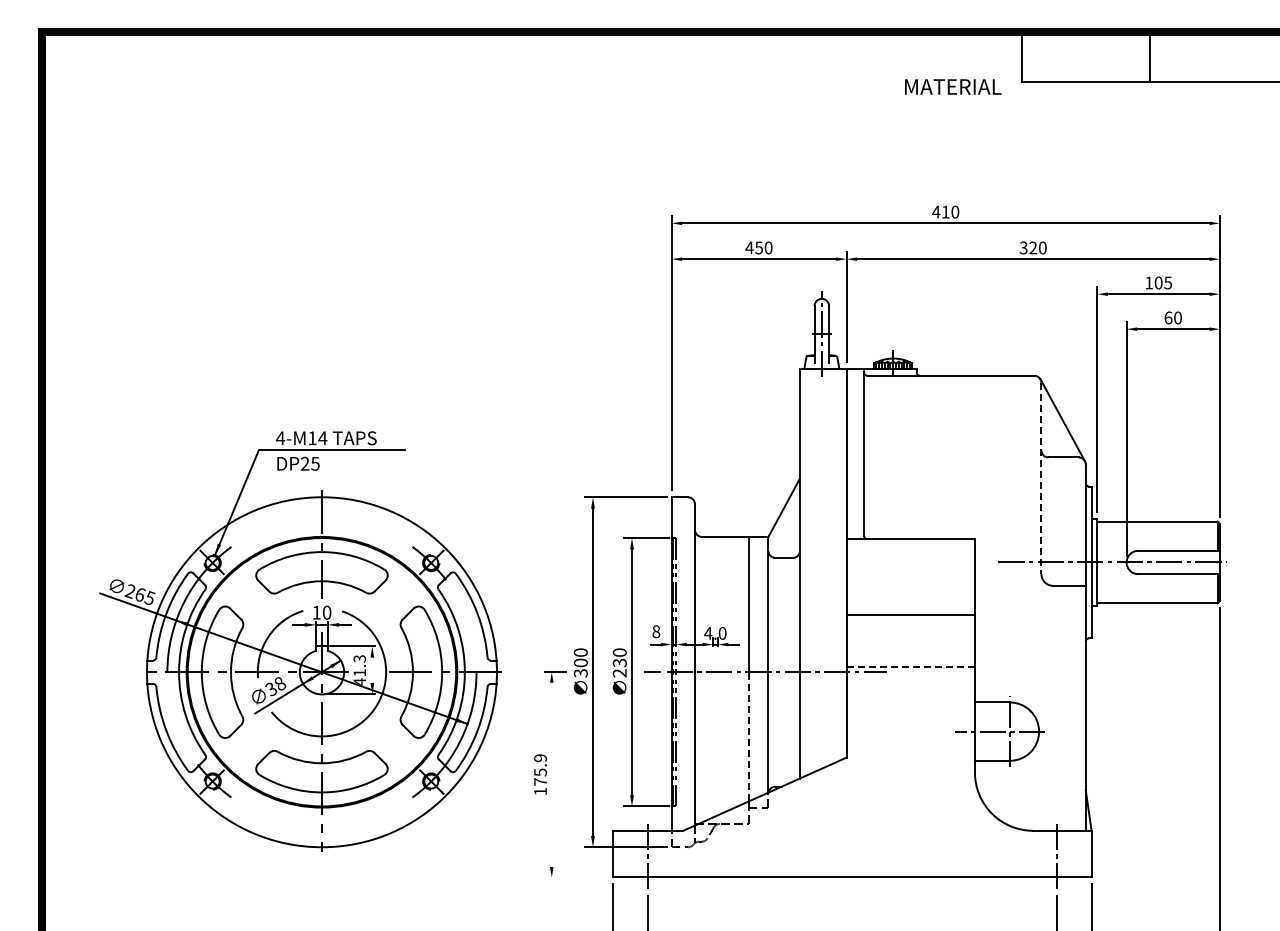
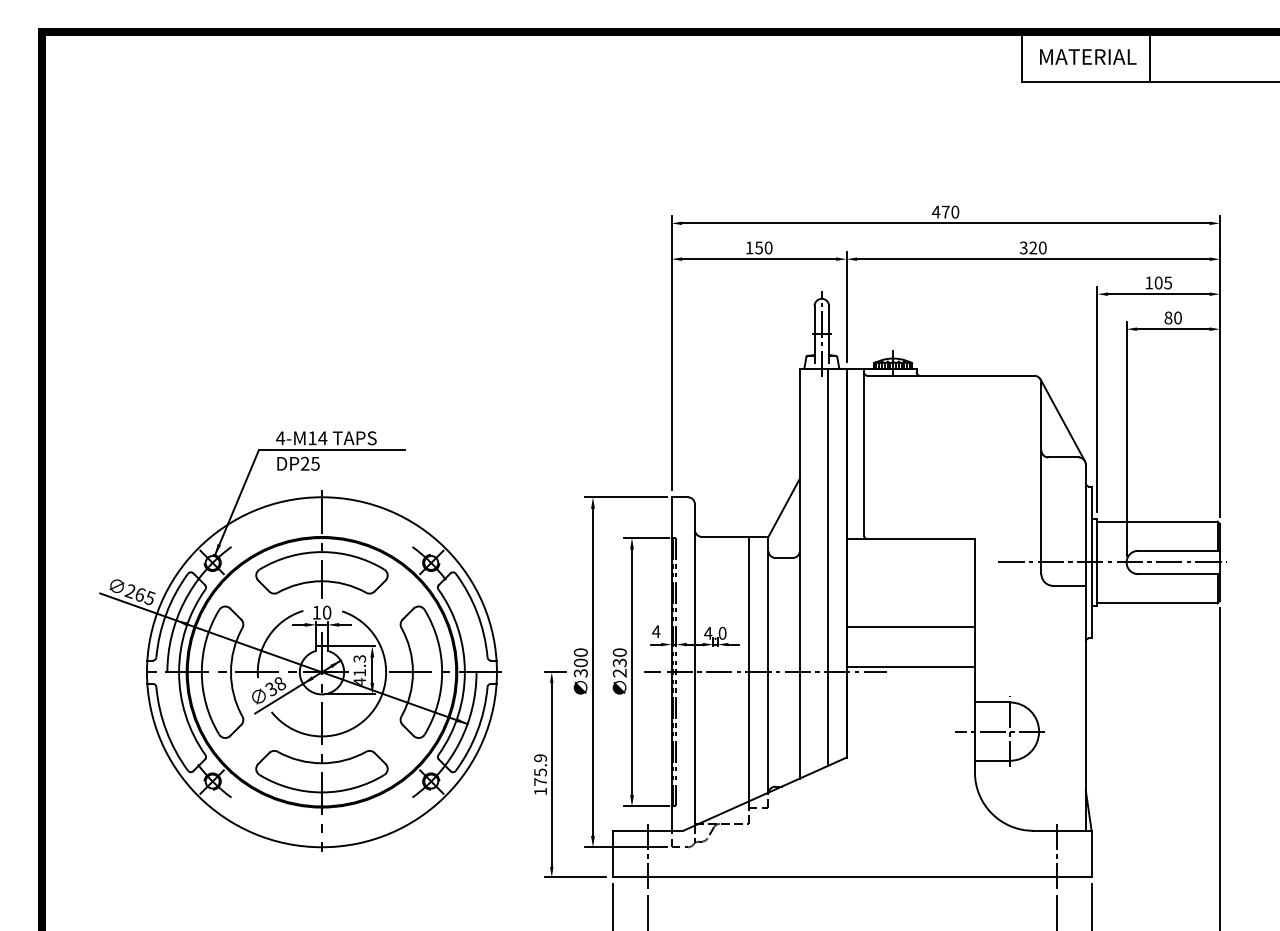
text position: (953, 86) -> (1088, 56) (1088, 56)
text: 410 -> 470 (945, 211)
text: 450 -> 150 (749, 247)
text: 60 -> 80 (1168, 317)
line: dashed -> solid (1041, 478)
line: none -> present (827, 566)
line position: (910, 614) -> (910, 626) (910, 626)
text: 8 -> 4 (656, 631)
line: dashed -> solid (910, 667)
line: none -> present (372, 670)
line: dashed -> solid (748, 736)
line: none -> present (551, 774)
line: none -> present (575, 877)
